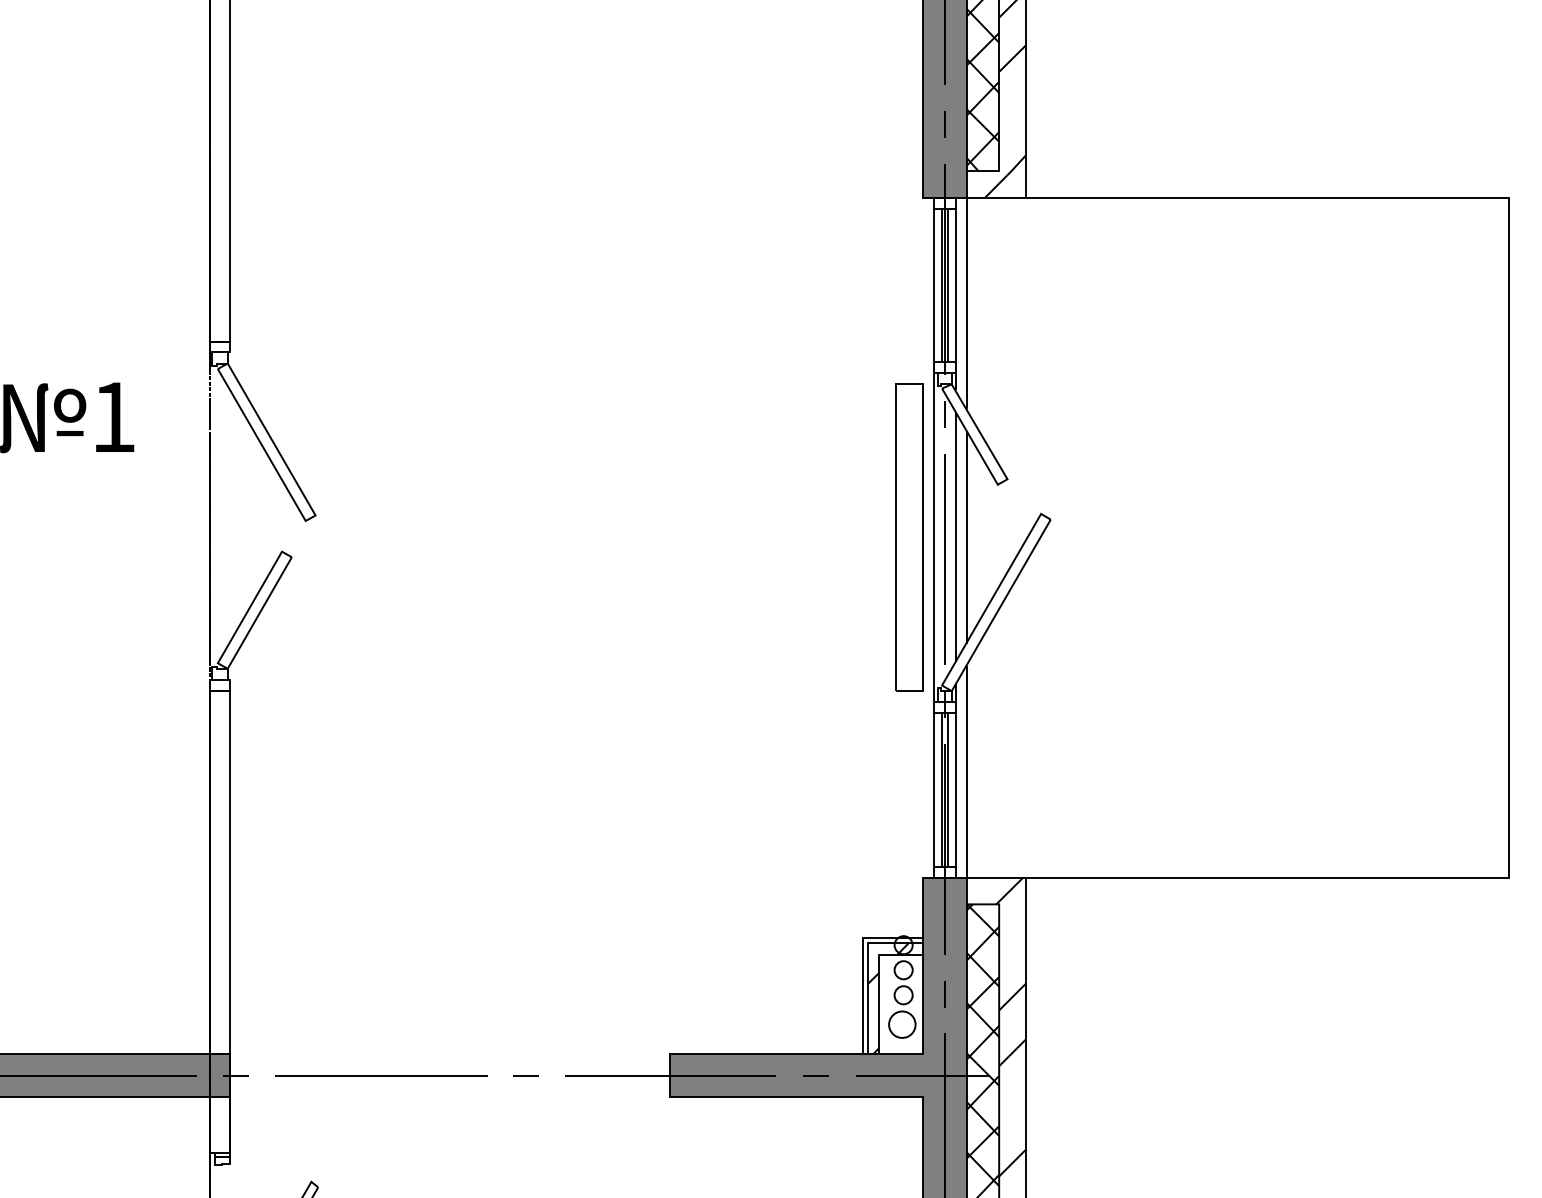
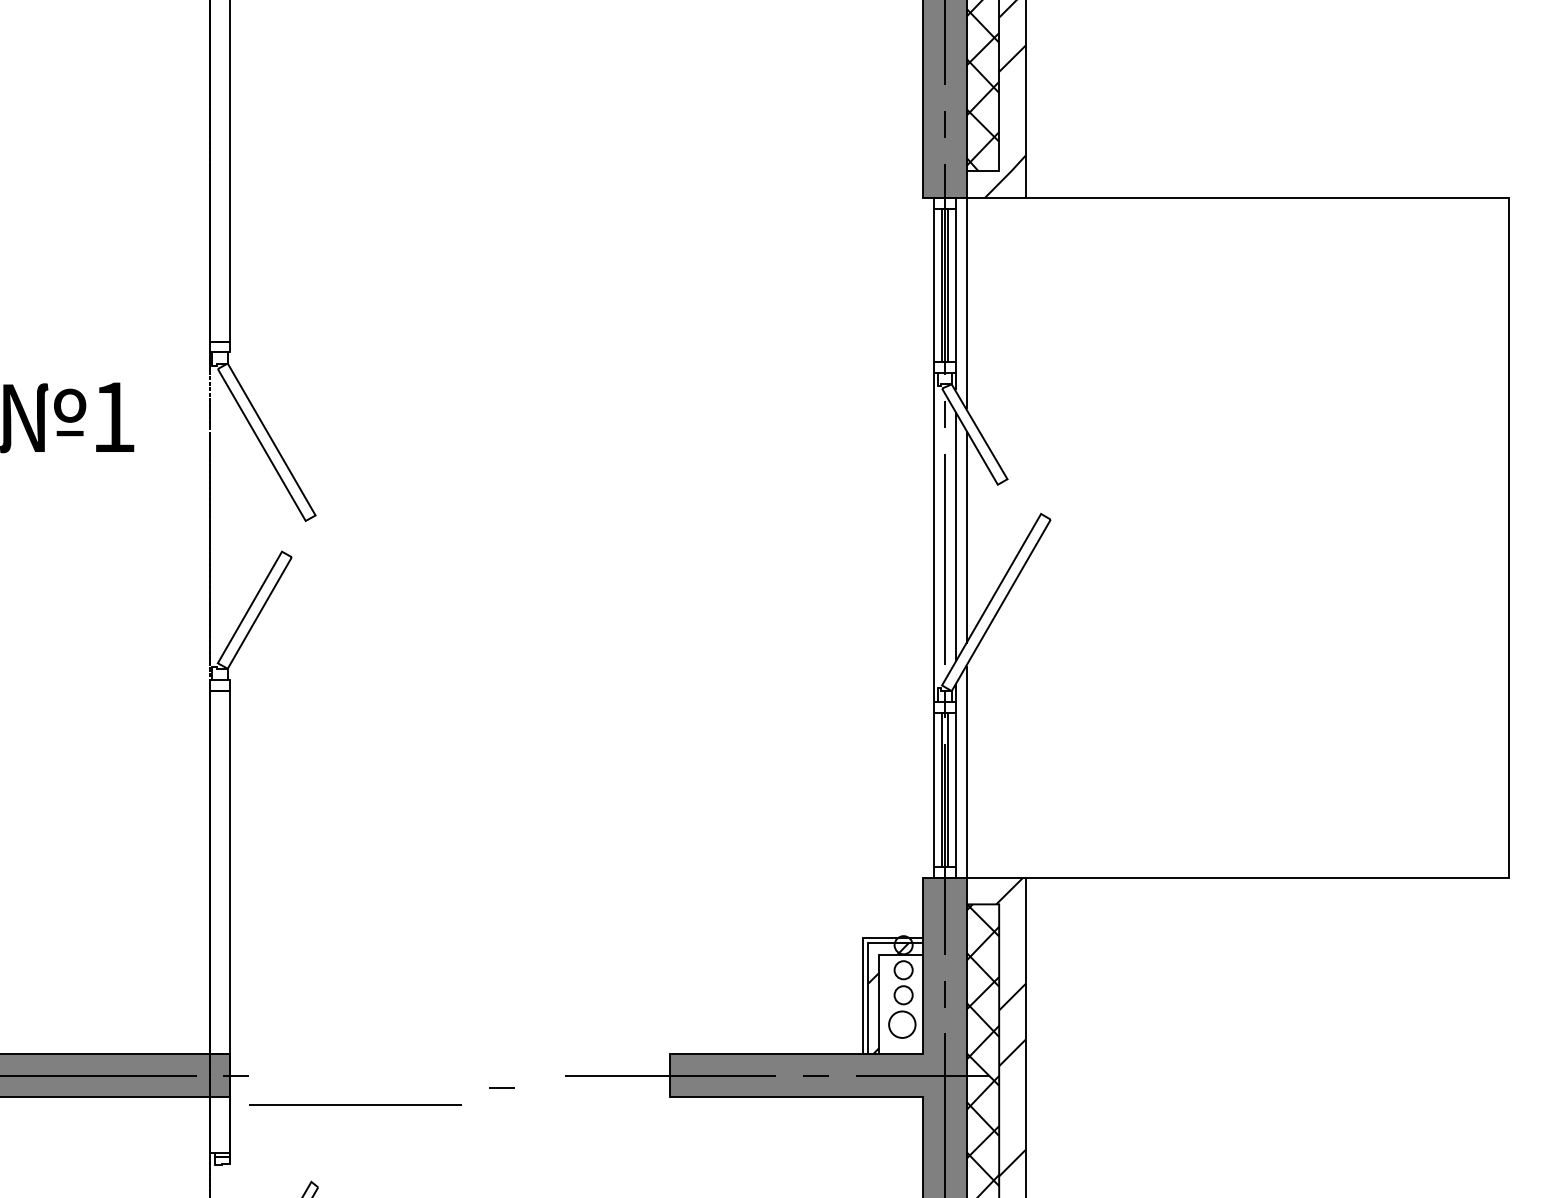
part: present -> none (909, 537)
line position: (381, 1075) -> (355, 1104) (355, 1104)
line position: (525, 1075) -> (501, 1087) (501, 1087)
